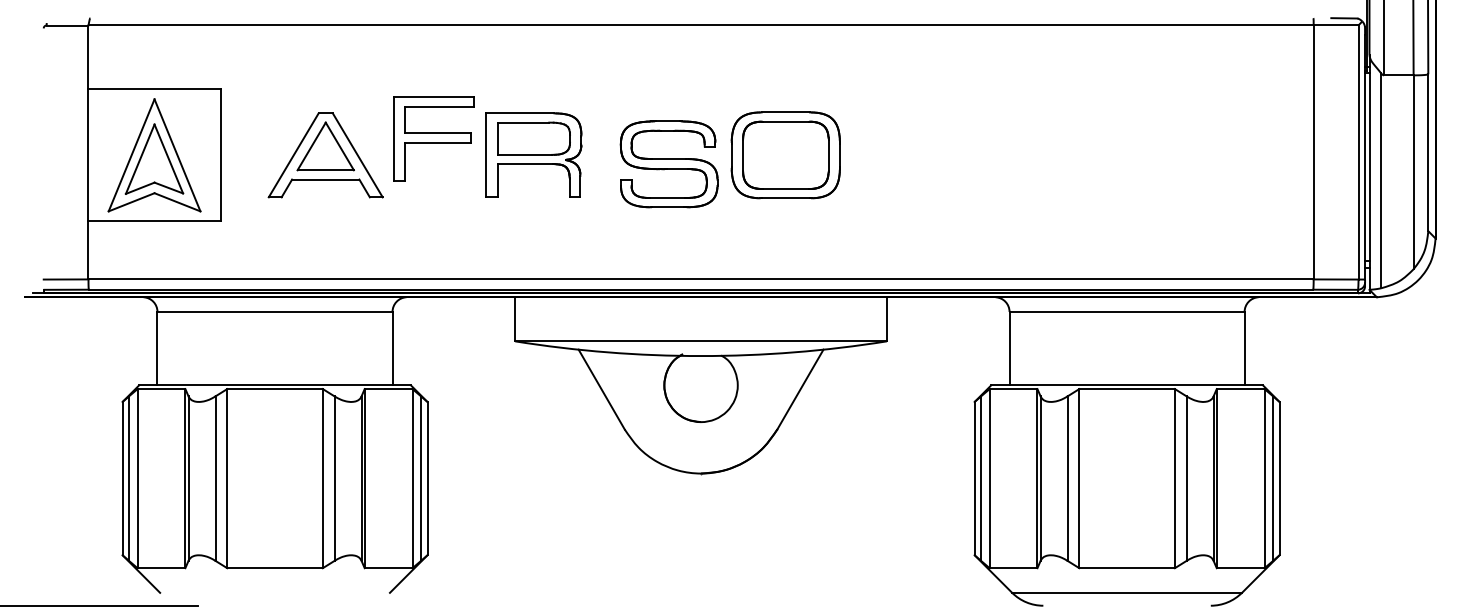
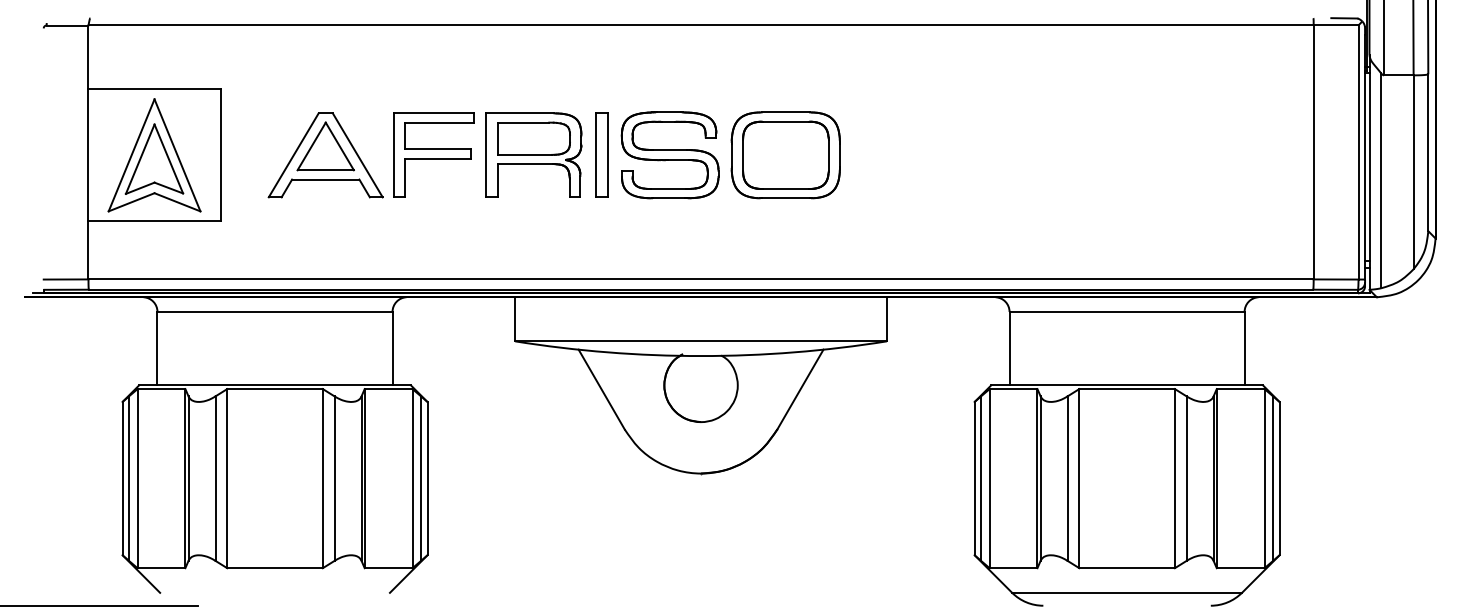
part position: (433, 138) -> (433, 154) (433, 154)
part: none -> present (601, 154)
part position: (668, 164) -> (669, 155) (669, 155)
